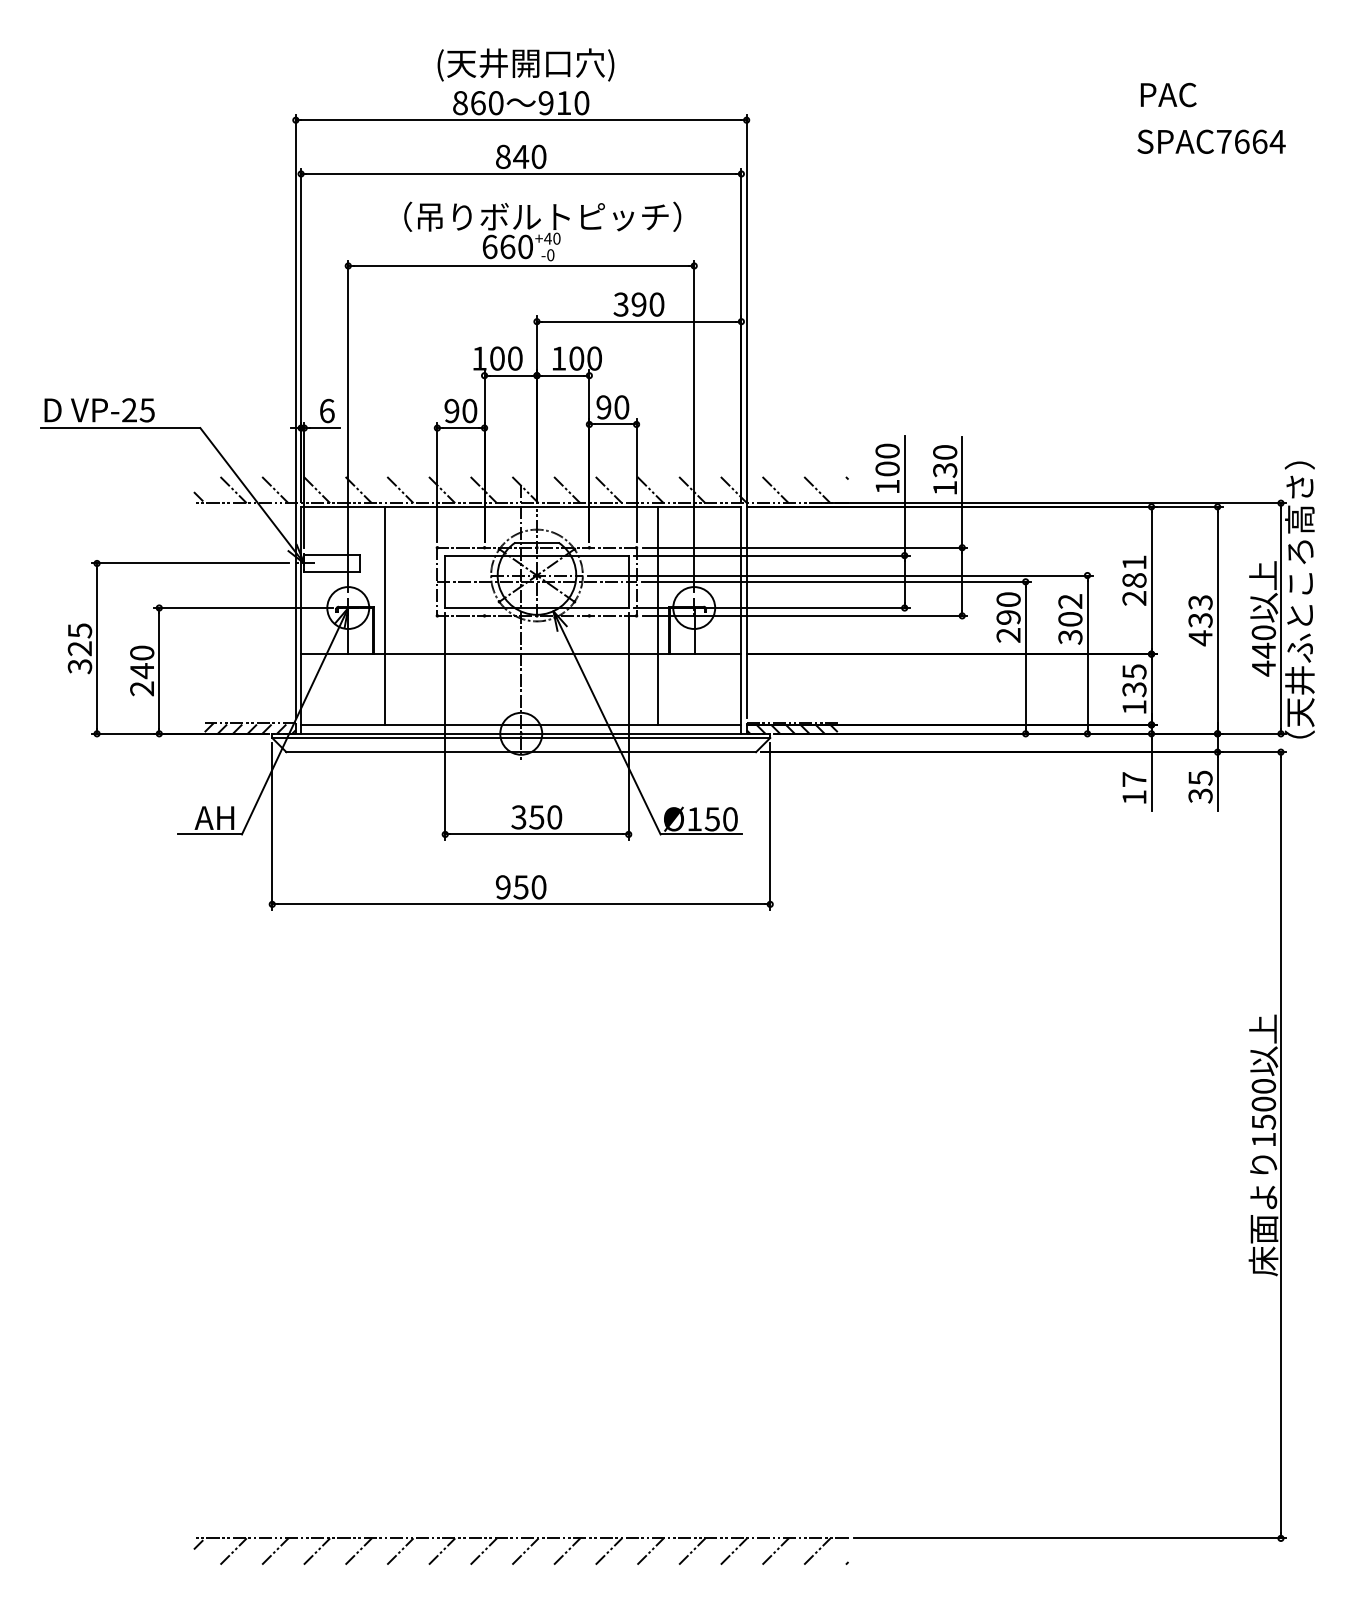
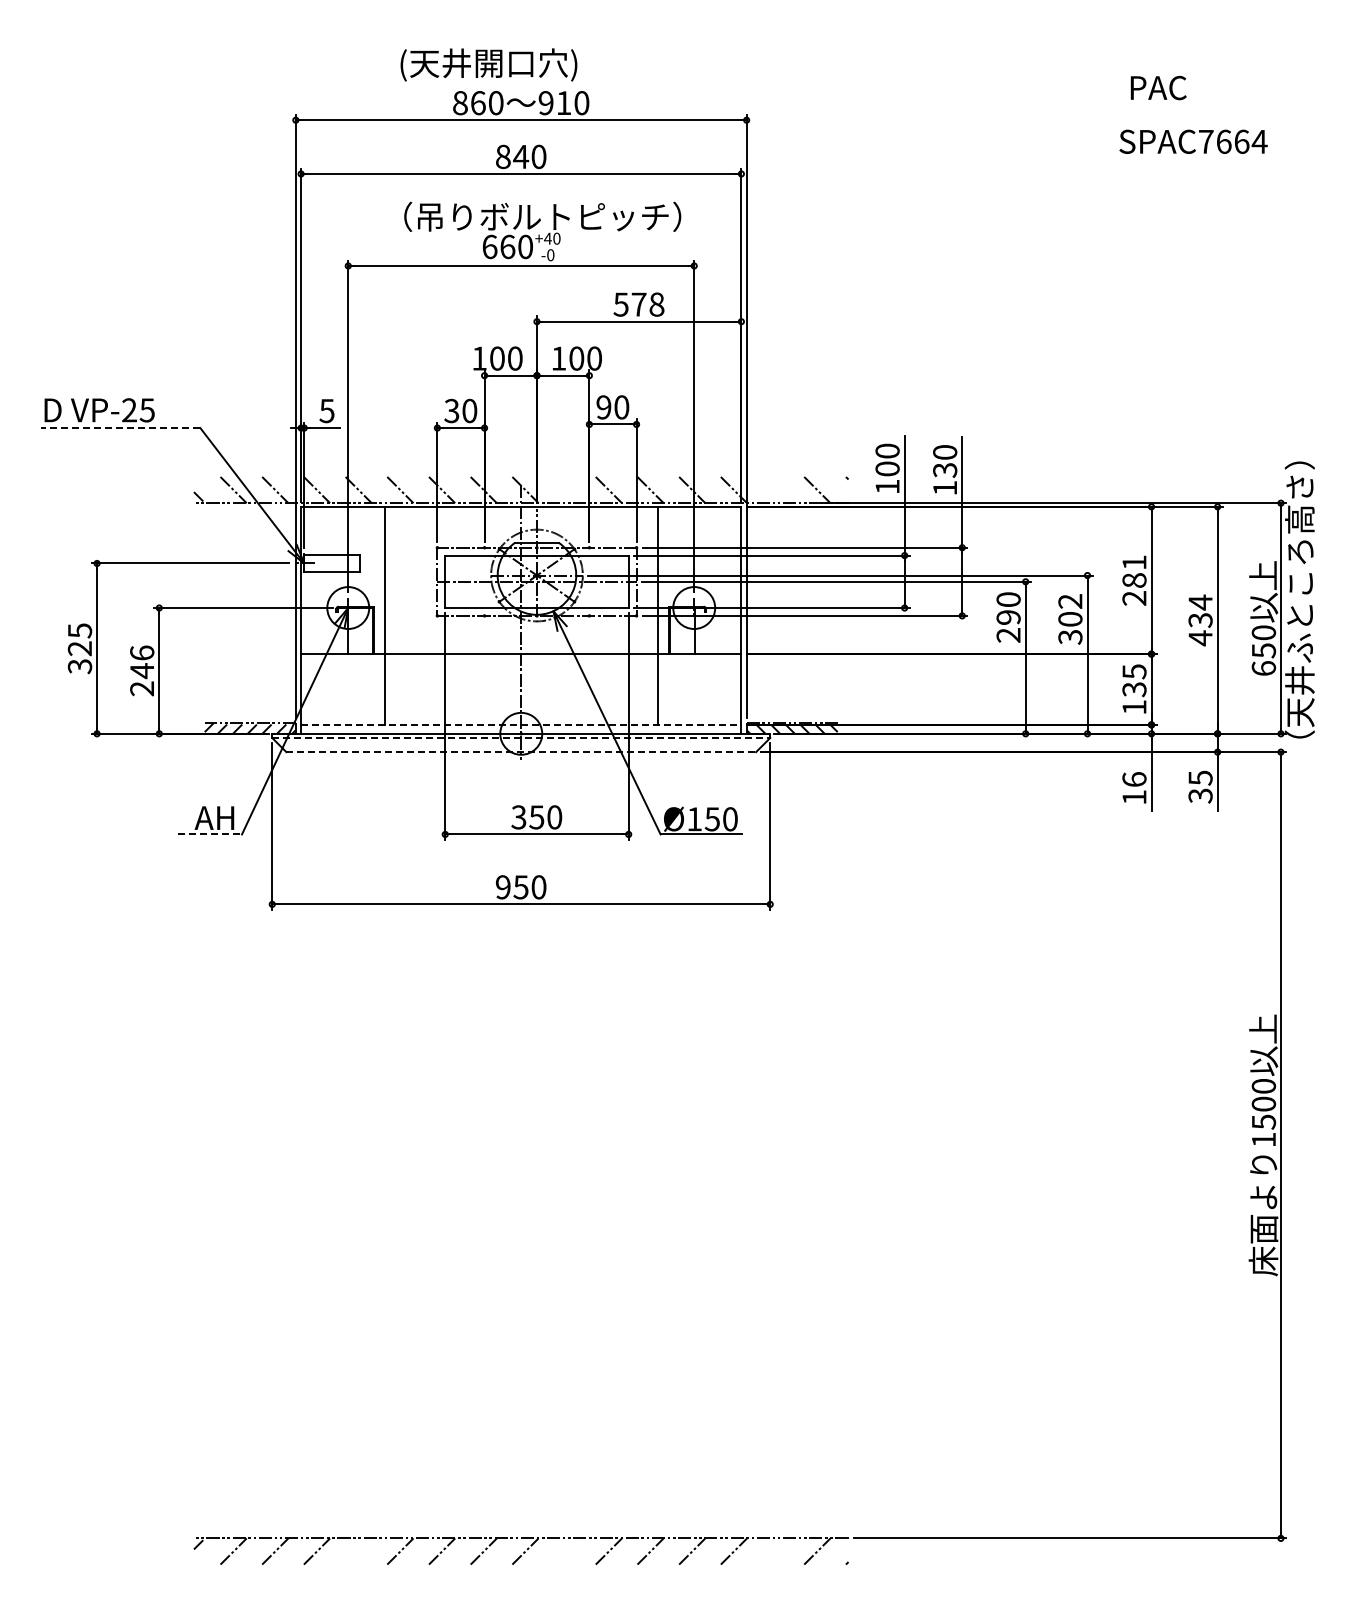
text position: (525, 64) -> (488, 64) (488, 64)
text position: (1168, 94) -> (1158, 87) (1158, 87)
text position: (1211, 141) -> (1193, 141) (1193, 141)
text: 390 -> 578 (639, 304)
text: 6 -> 5 (326, 410)
text: 90 -> 30 (451, 411)
line: solid -> dashed (120, 428)
line: present -> none (567, 489)
line: present -> none (775, 489)
text: 433 -> 434 (1200, 602)
text: 240 -> 246 (142, 652)
text: 440 -> 650 (1263, 659)
line: solid -> dashed (521, 724)
line: solid -> dashed (521, 738)
line: solid -> dashed (521, 752)
text: 17 -> 16 (1134, 779)
line: solid -> dashed (210, 834)
line: present -> none (358, 1551)
line: present -> none (567, 1551)
line: present -> none (775, 1551)
